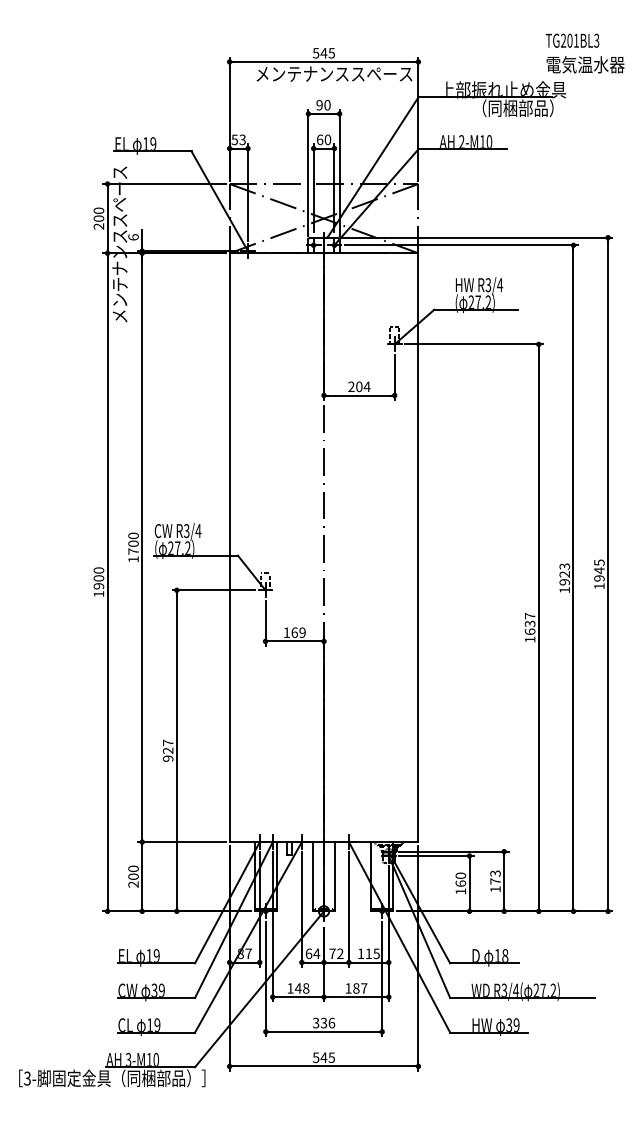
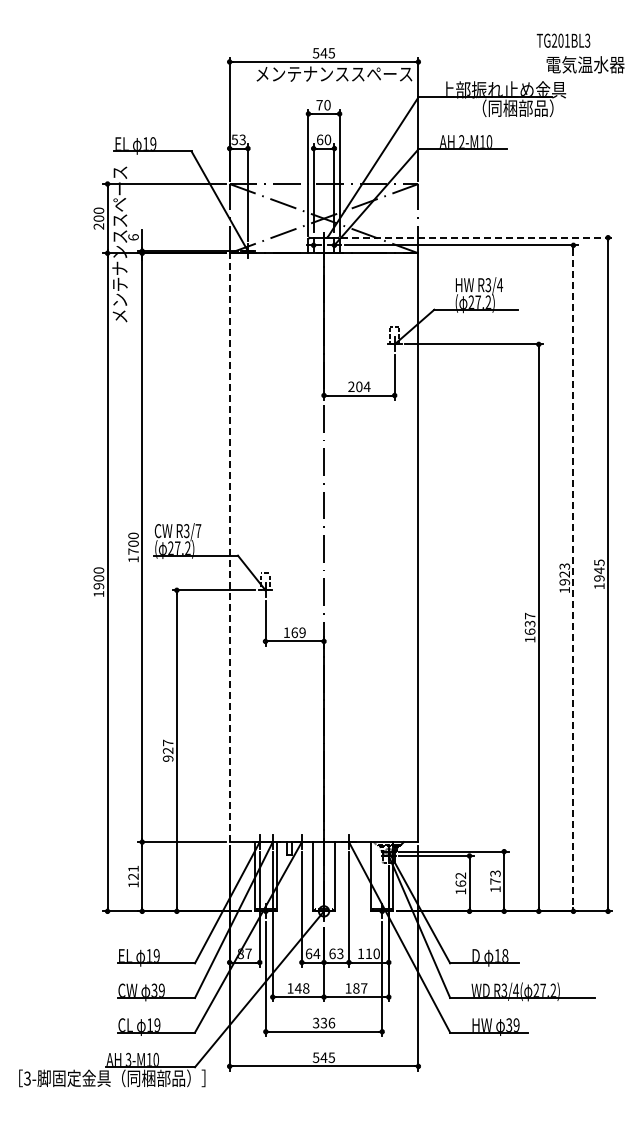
text position: (572, 40) -> (563, 40) (563, 40)
text: 90 -> 70 (319, 104)
line: solid -> dashed (476, 237)
text: R3/4 -> R3/7 (198, 530)
line: solid -> dashed (229, 547)
line: solid -> dashed (573, 578)
text: 160 -> 162 (460, 875)
text: 200 -> 121 (133, 876)
text: 72 -> 63 (336, 953)
text: 115 -> 110 (376, 953)
